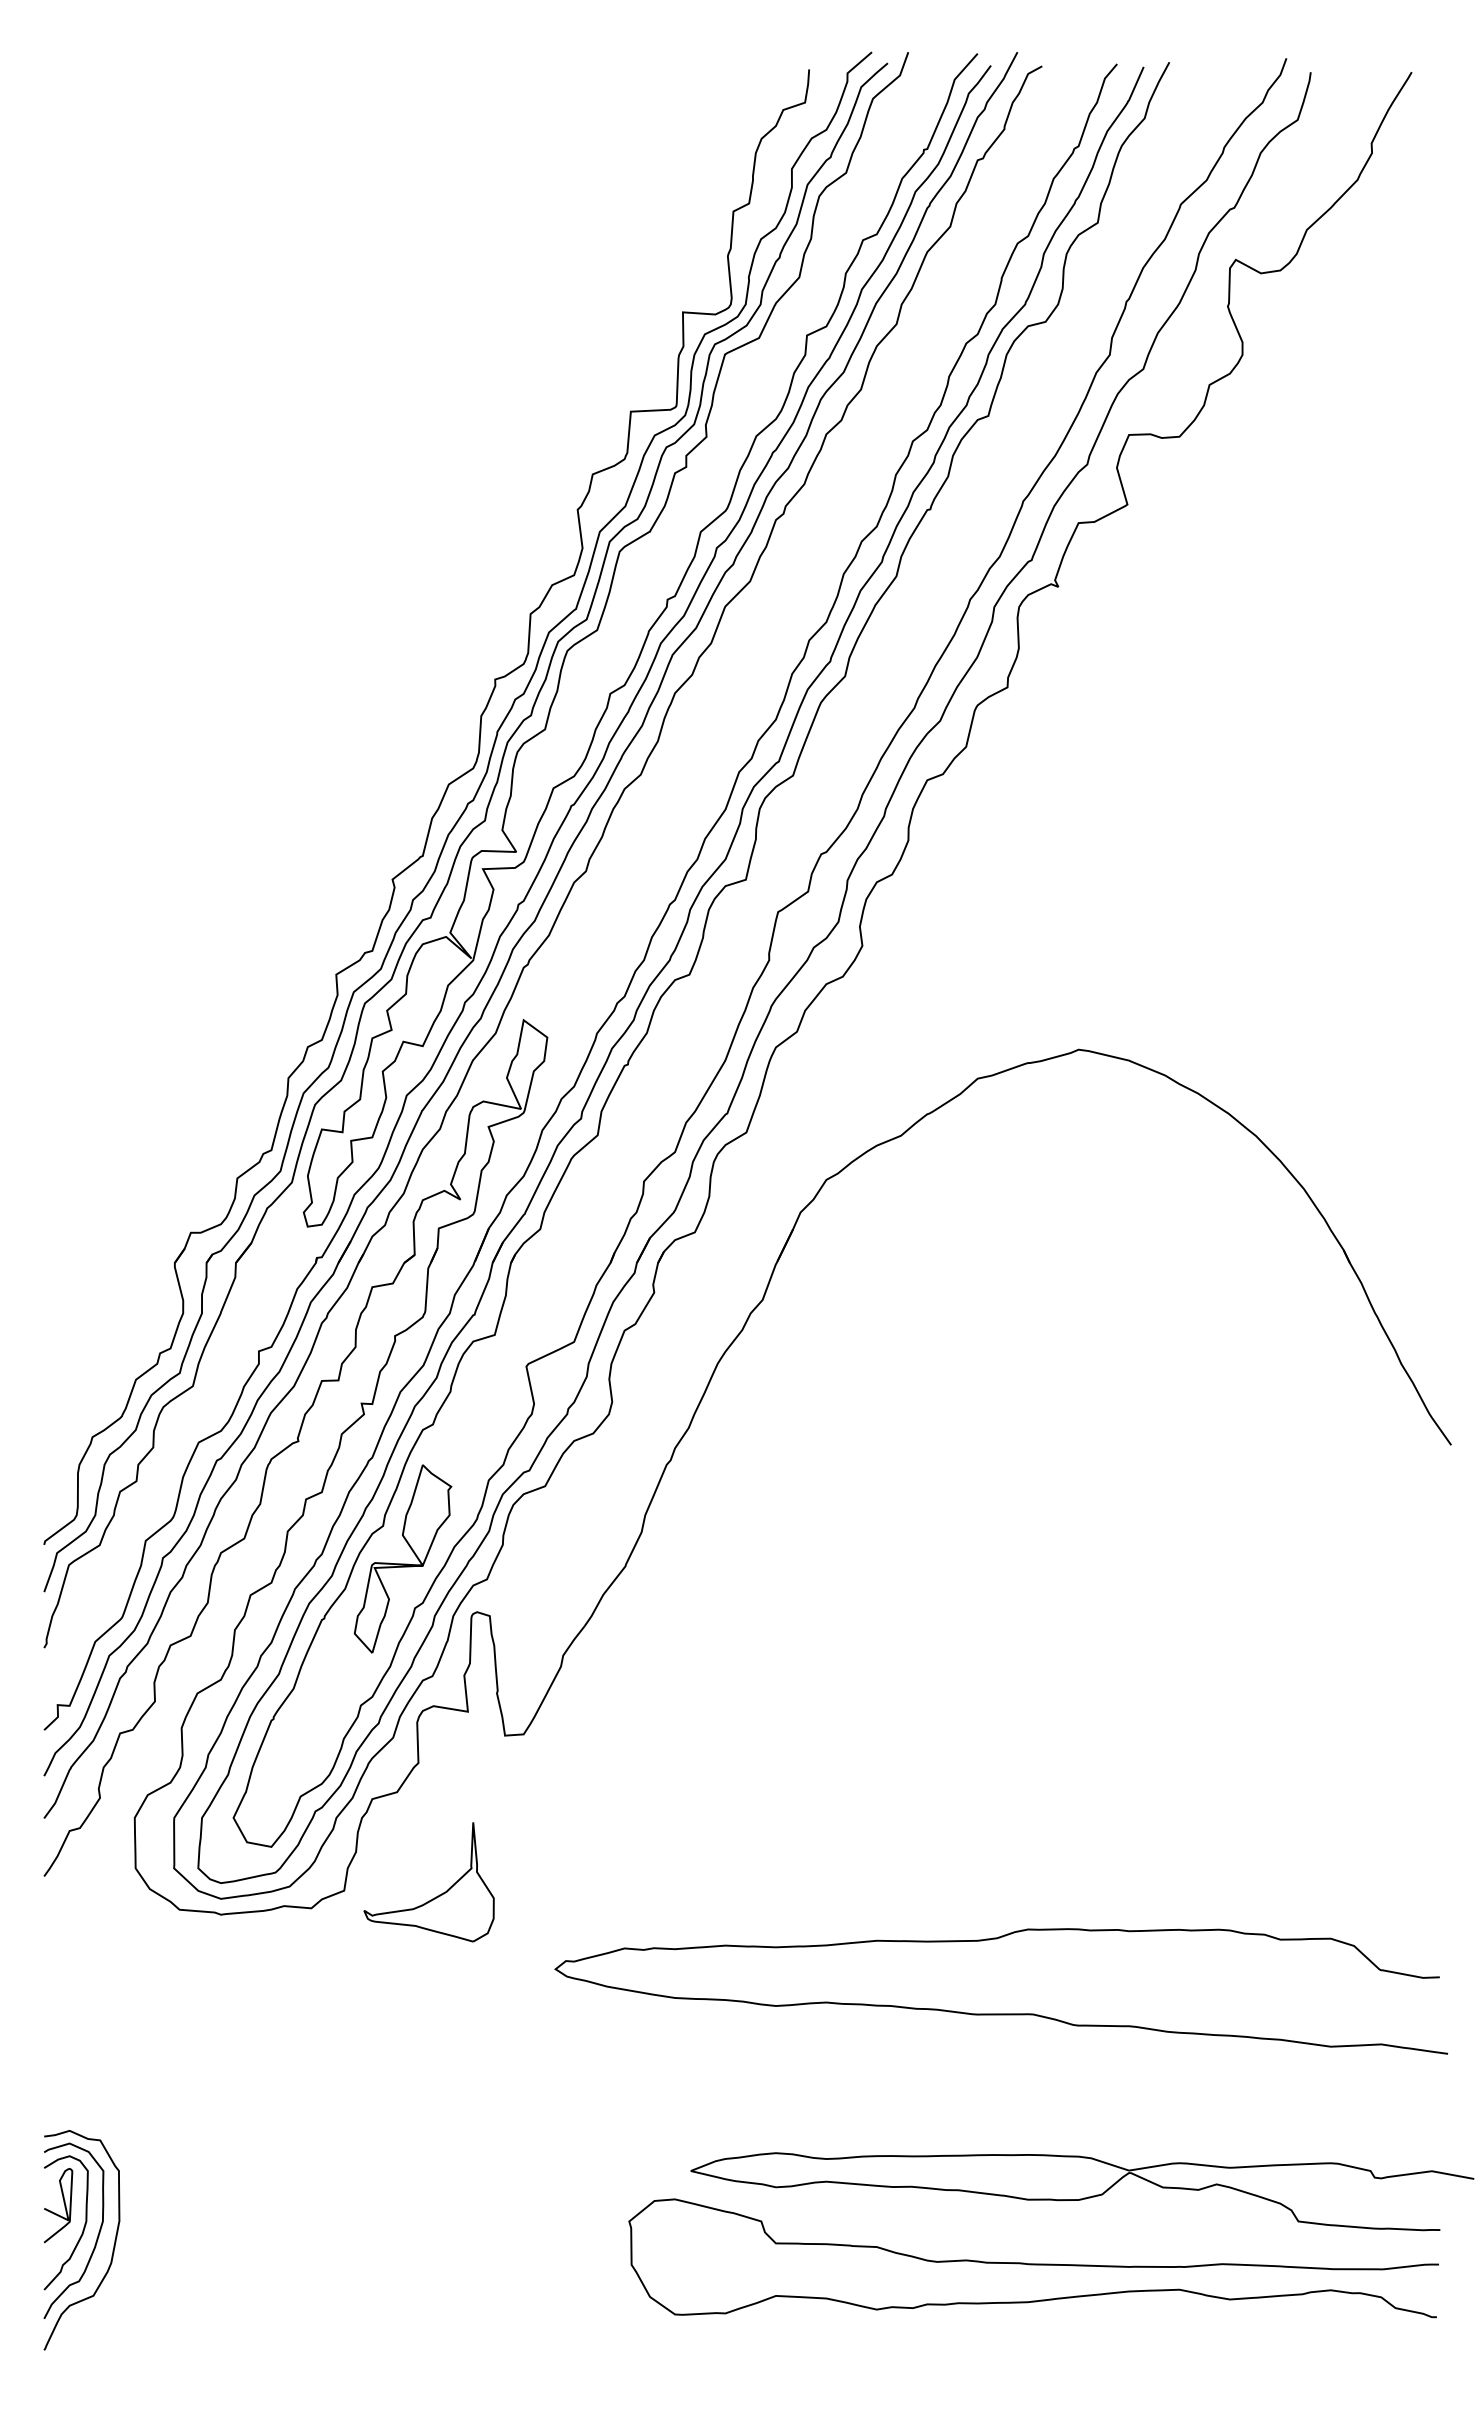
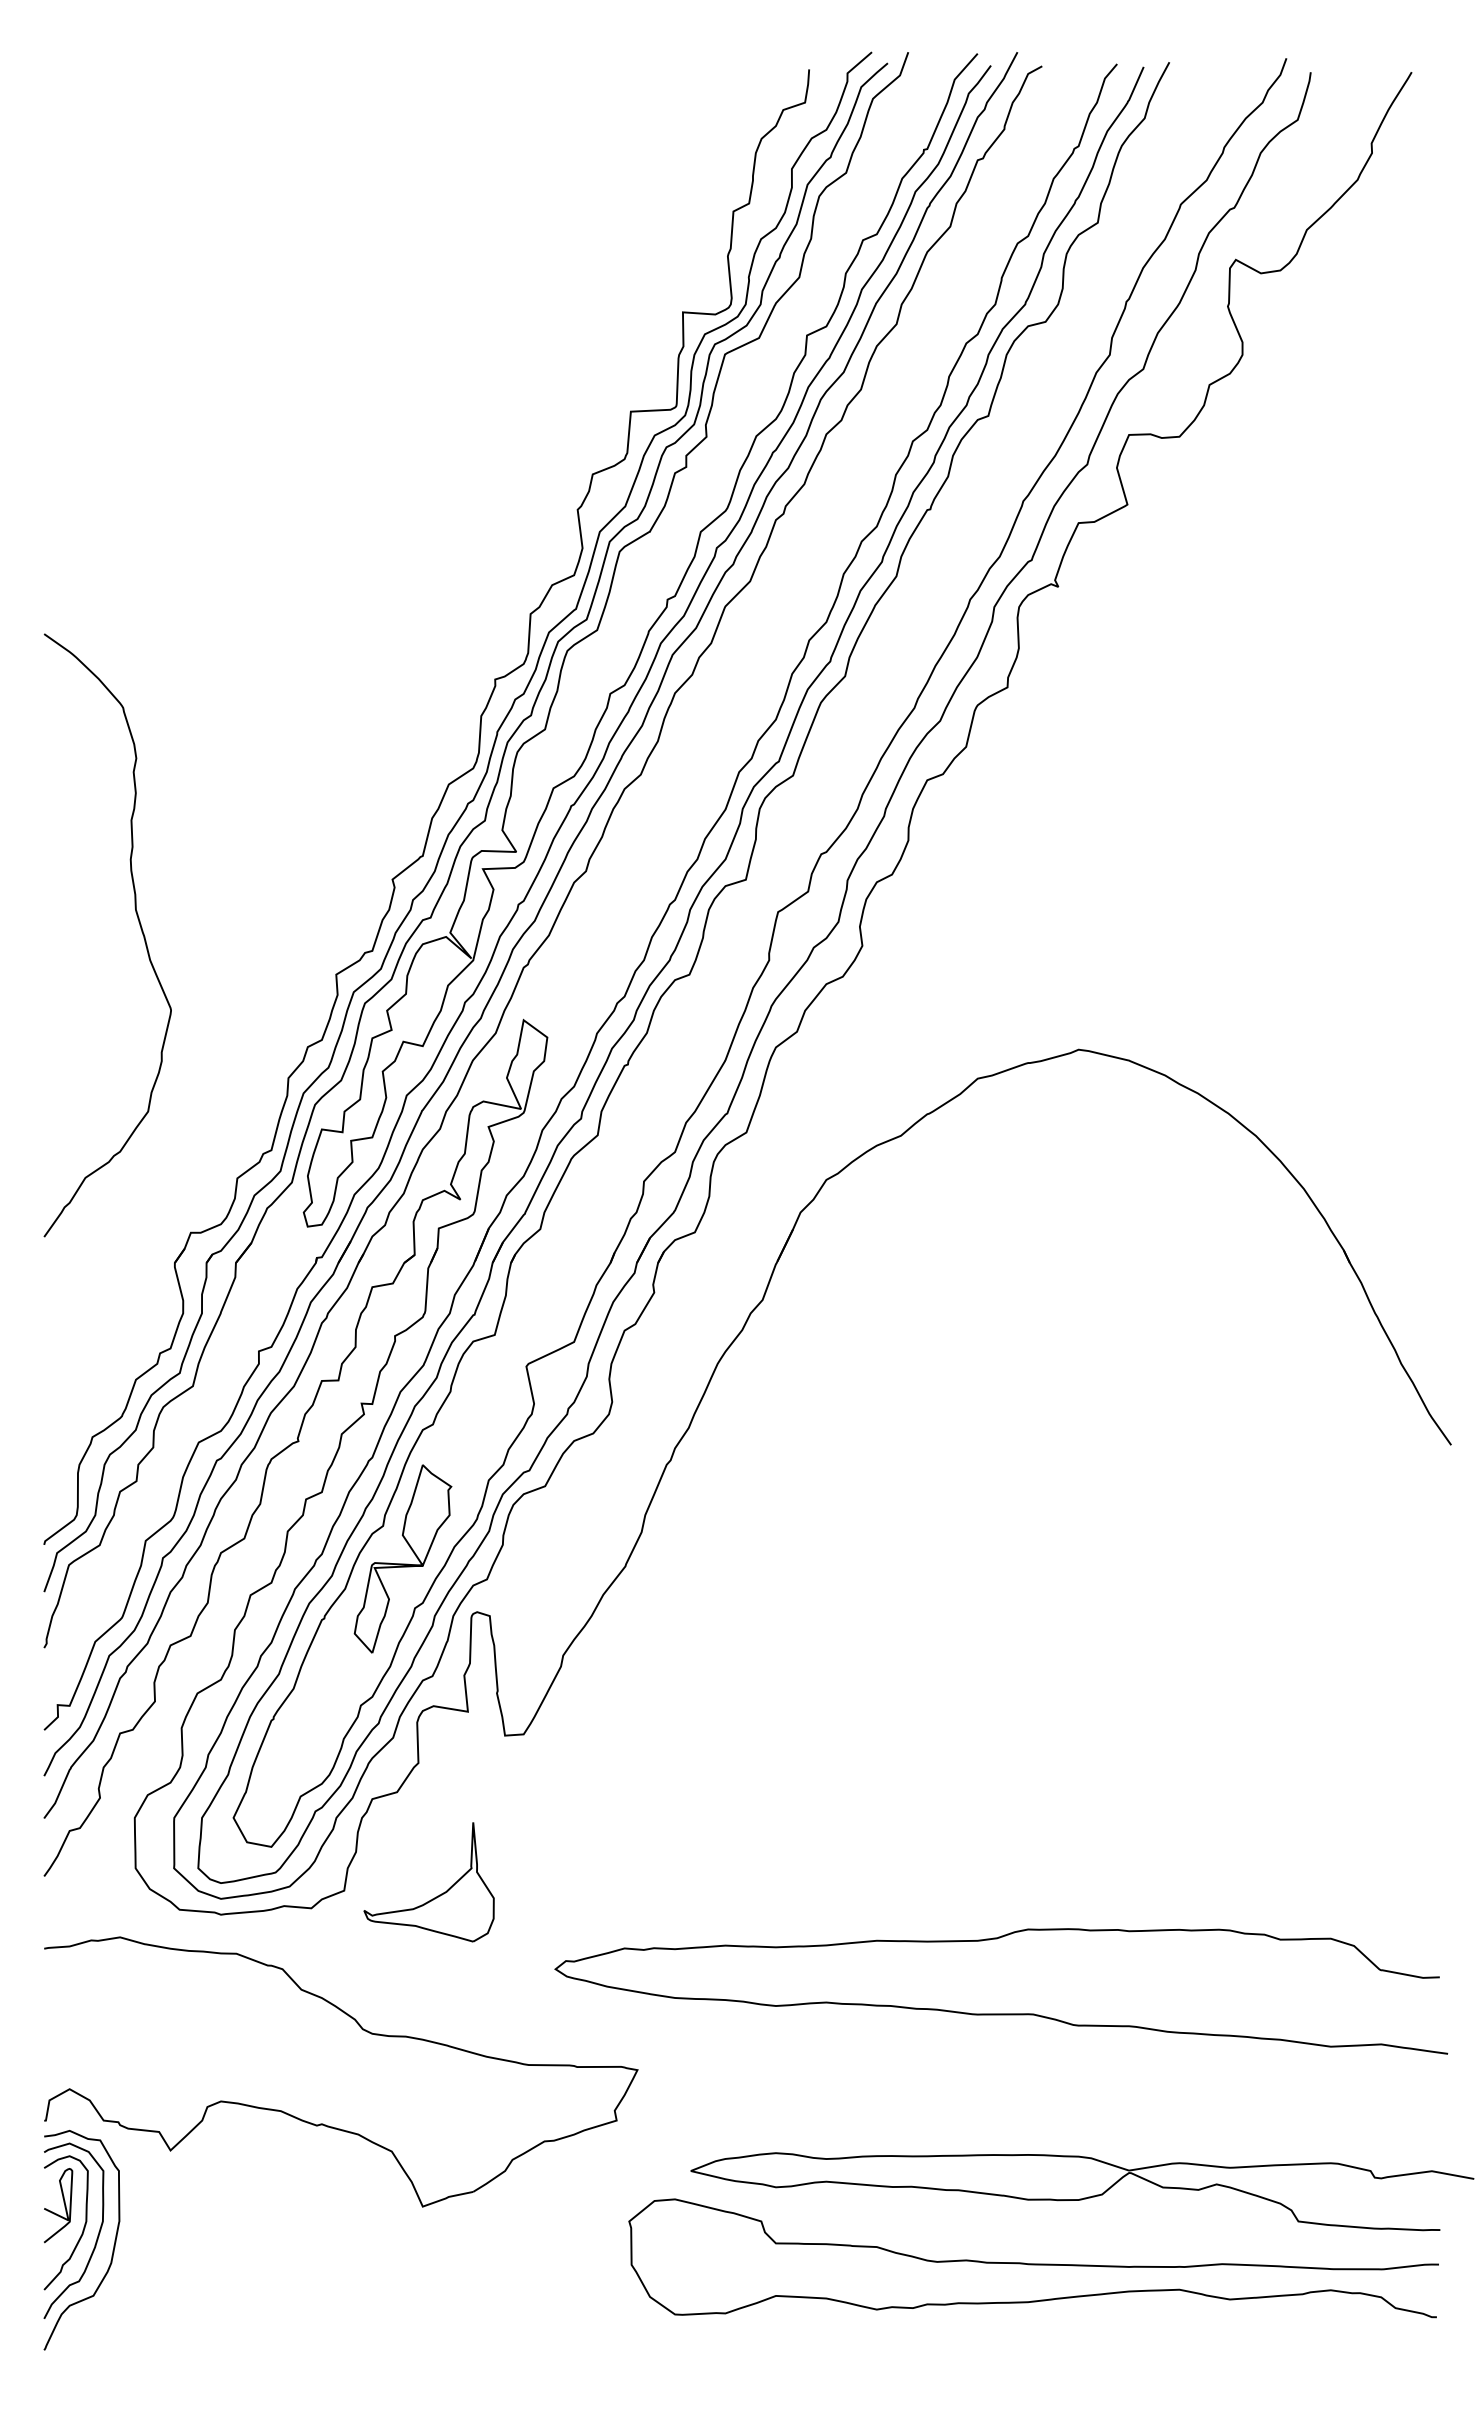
curve: none -> present (139, 925)
part: none -> present (362, 2030)
